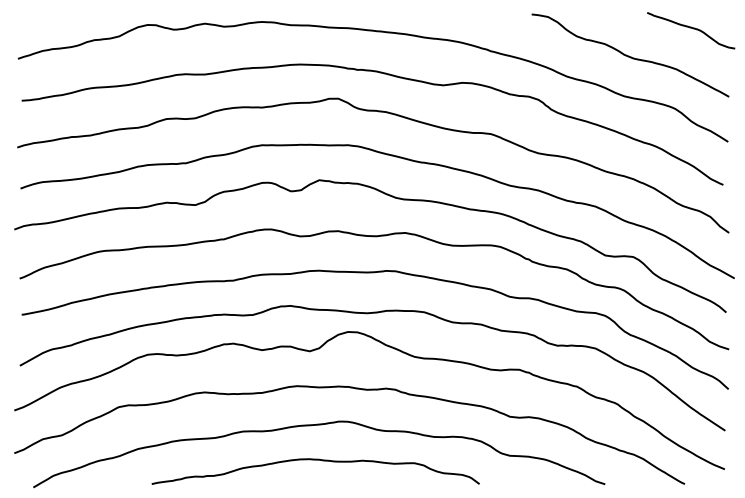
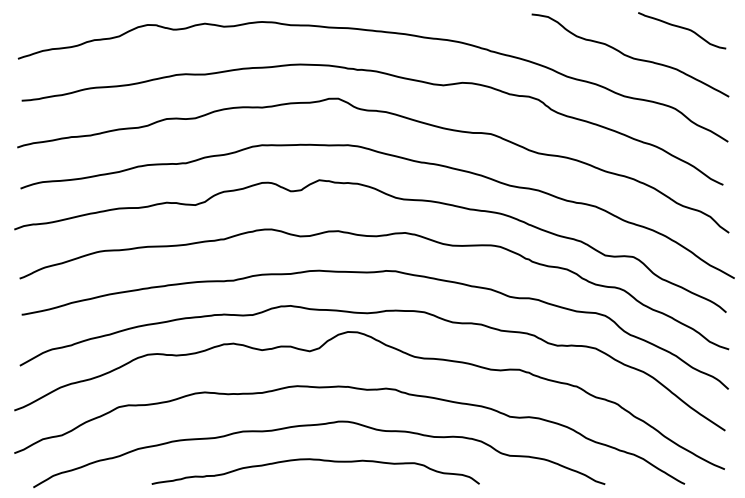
curve position: (691, 28) -> (682, 28) (682, 28)
